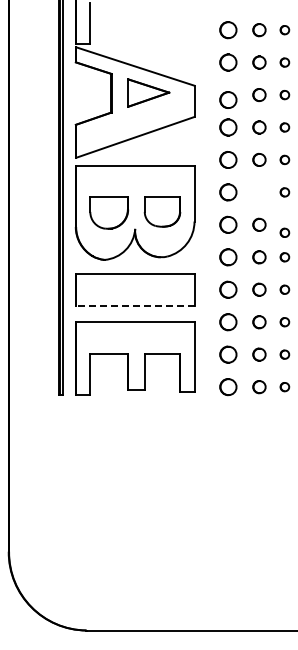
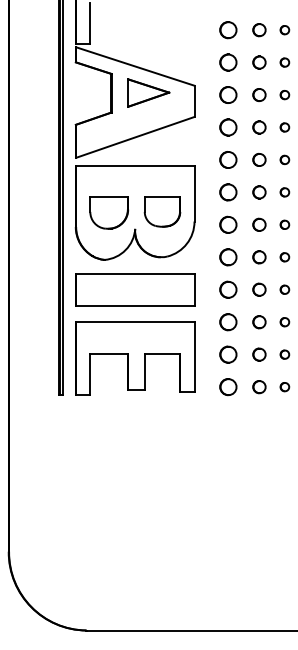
part position: (228, 99) -> (228, 94) (228, 94)
circle: none -> present (259, 192)
part position: (284, 232) -> (284, 224) (284, 224)
line: dashed -> solid (134, 305)
